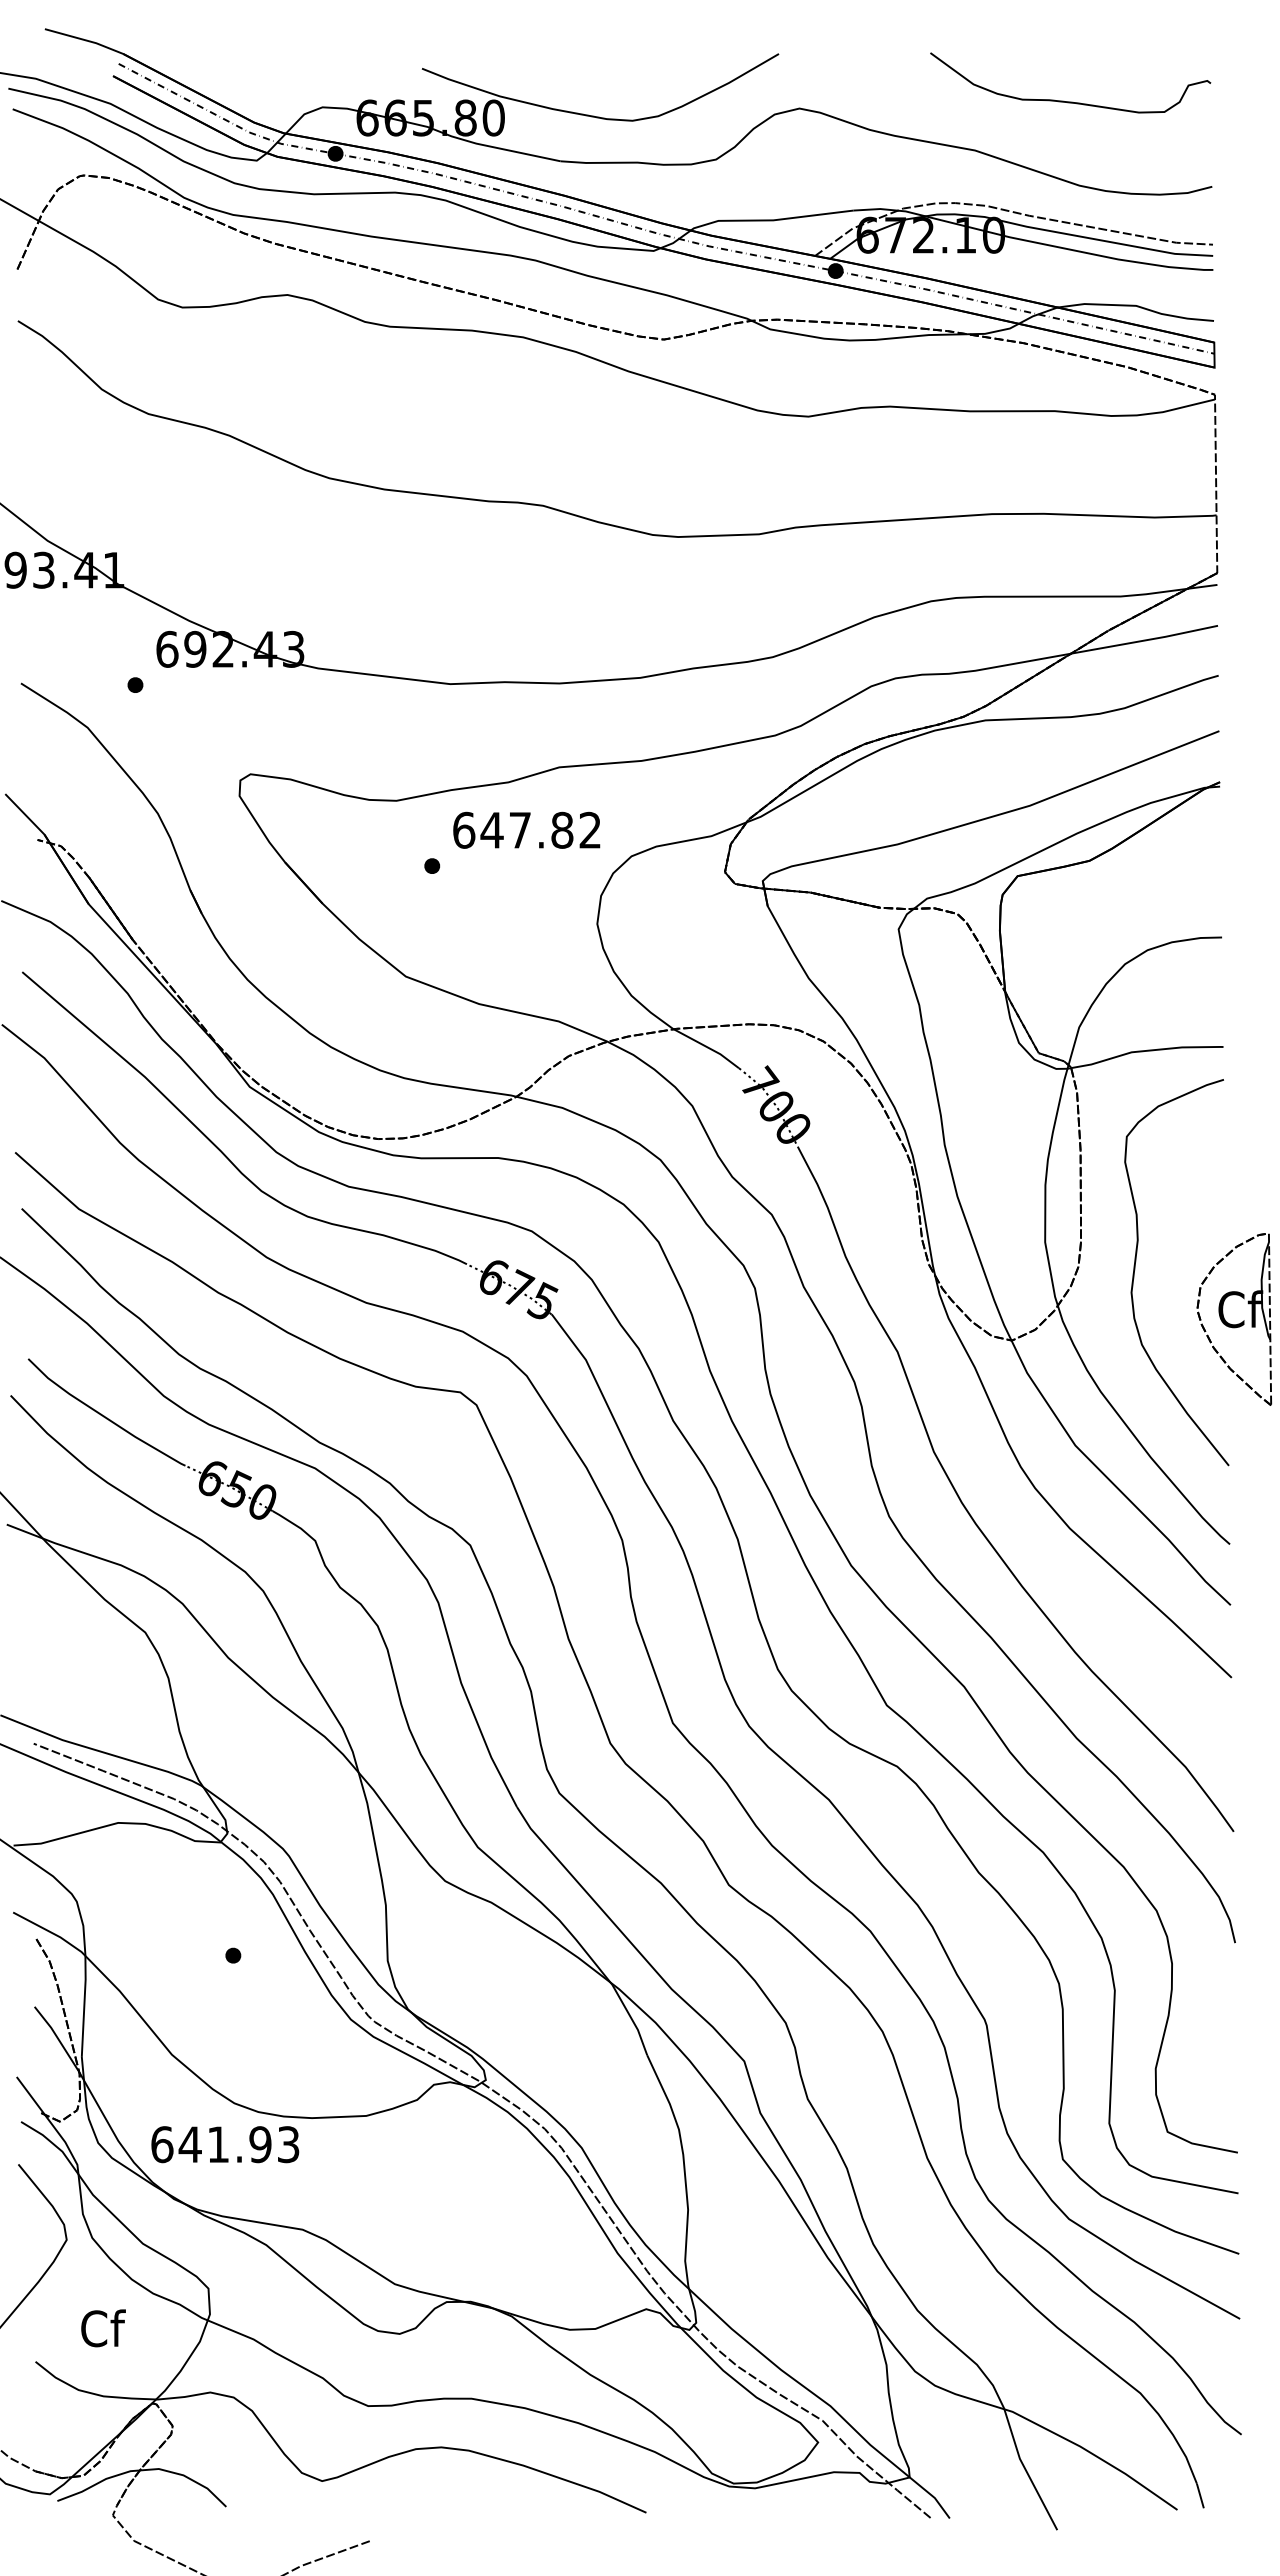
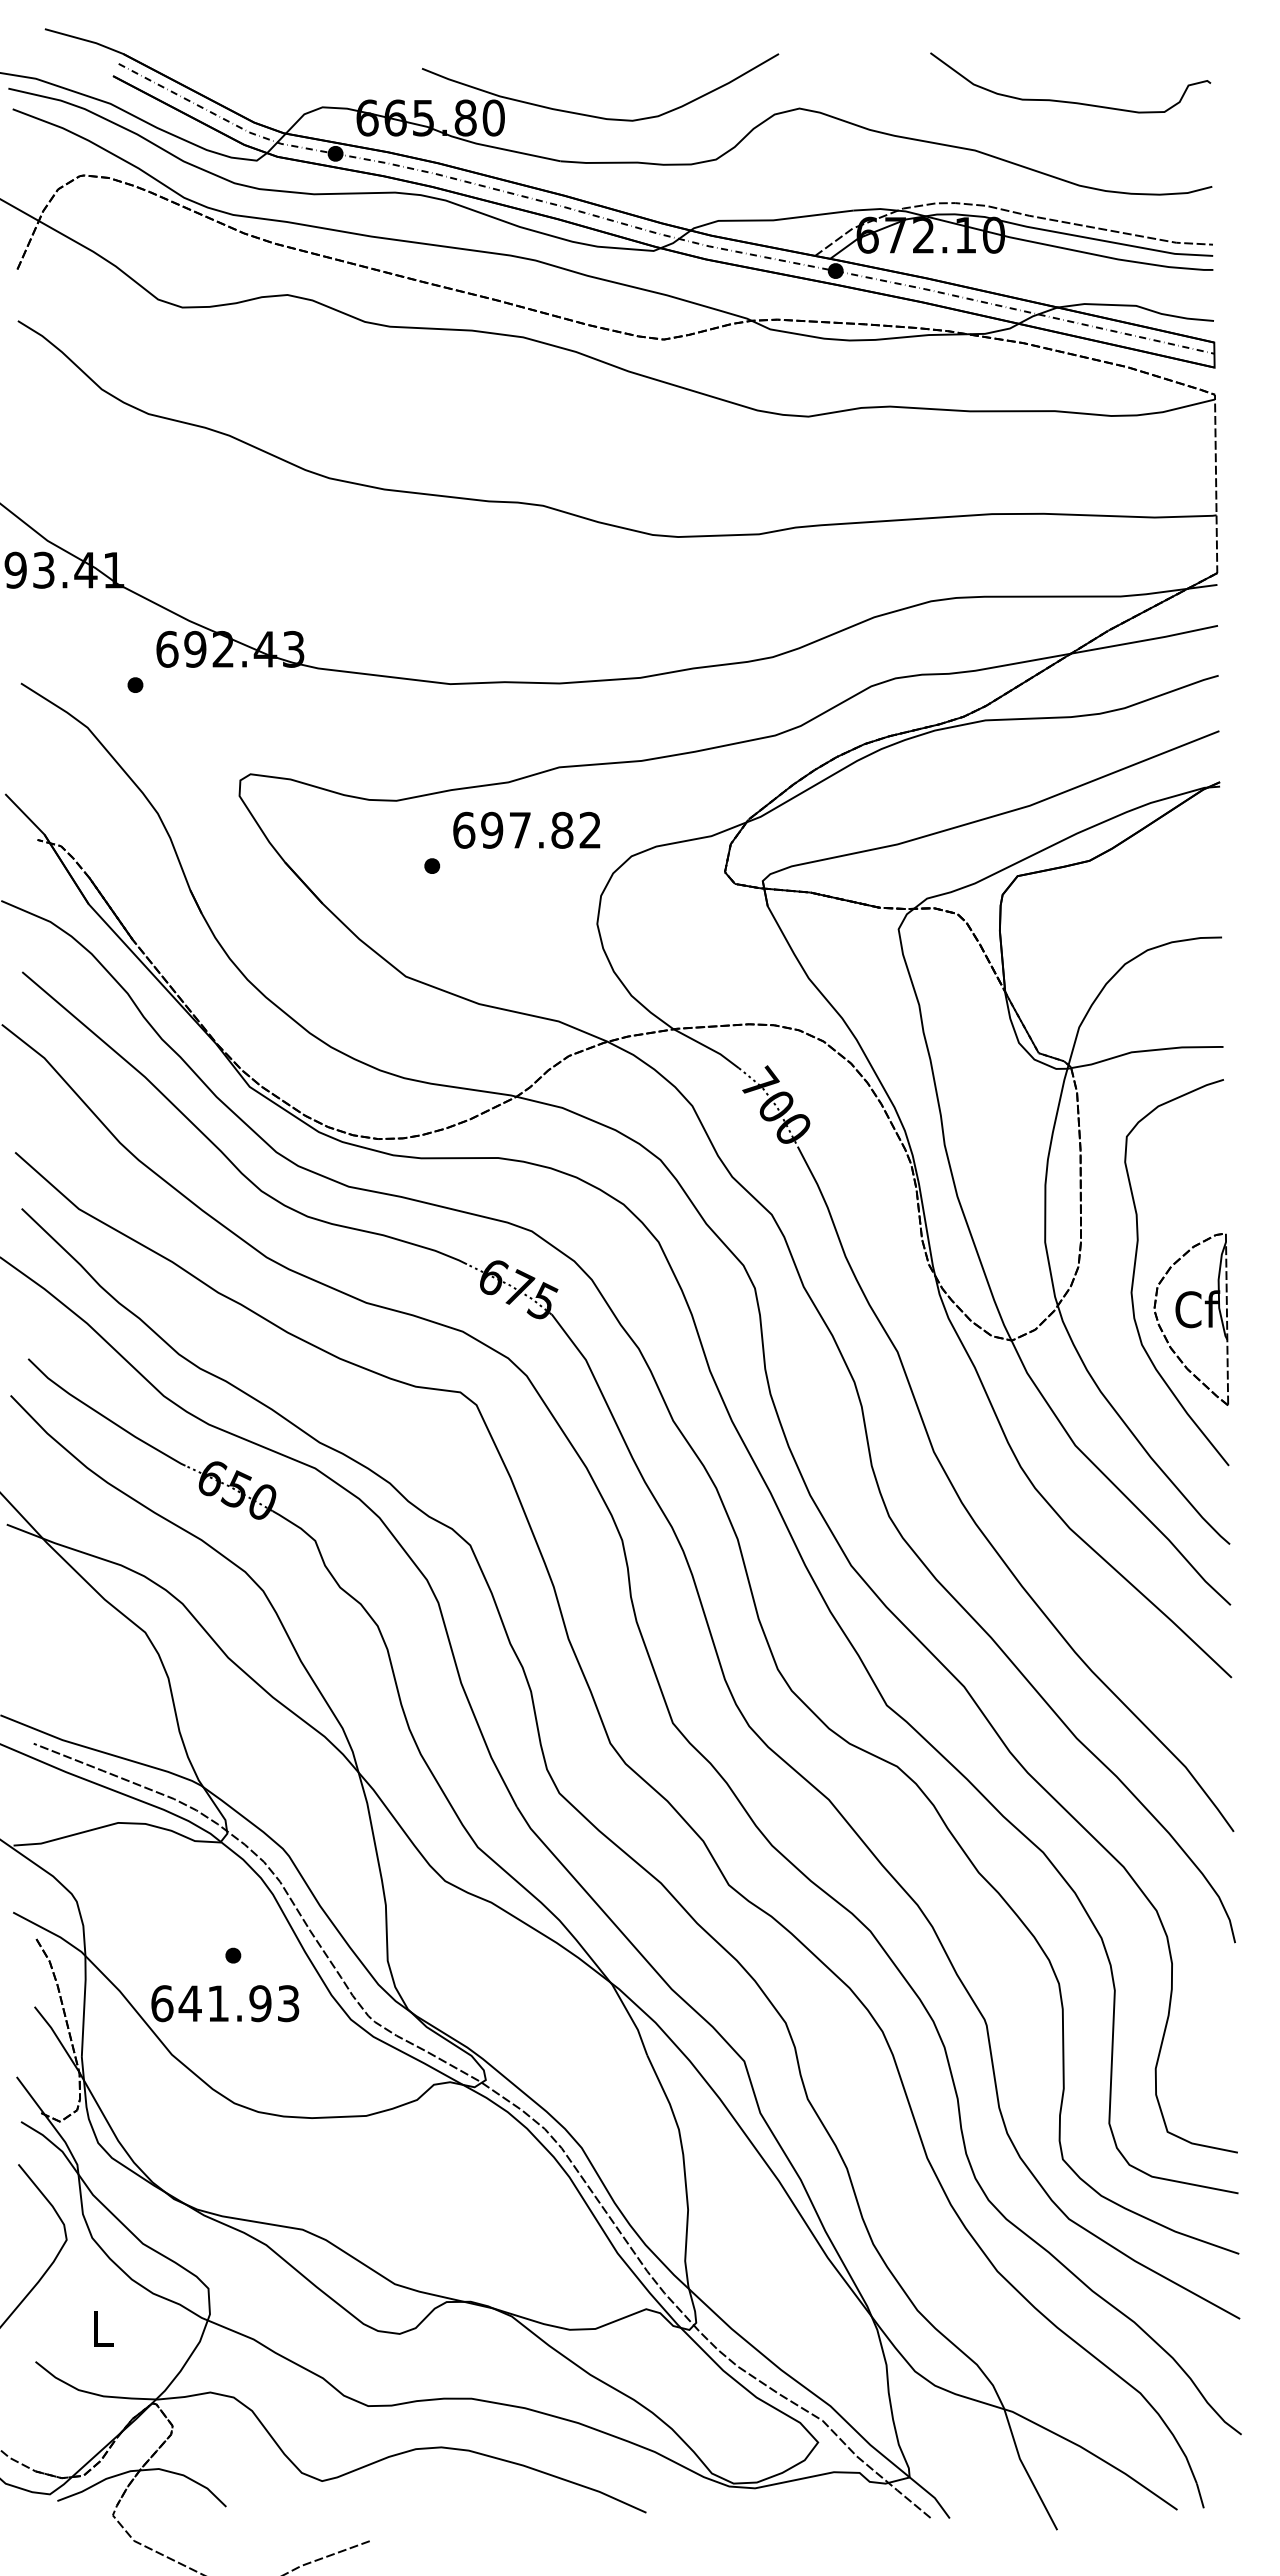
text: 647.82 -> 697.82 (491, 829)
part position: (1234, 1319) -> (1191, 1319) (1191, 1319)
text position: (225, 2144) -> (225, 2003) (225, 2003)
text: Cf -> L (103, 2328)
